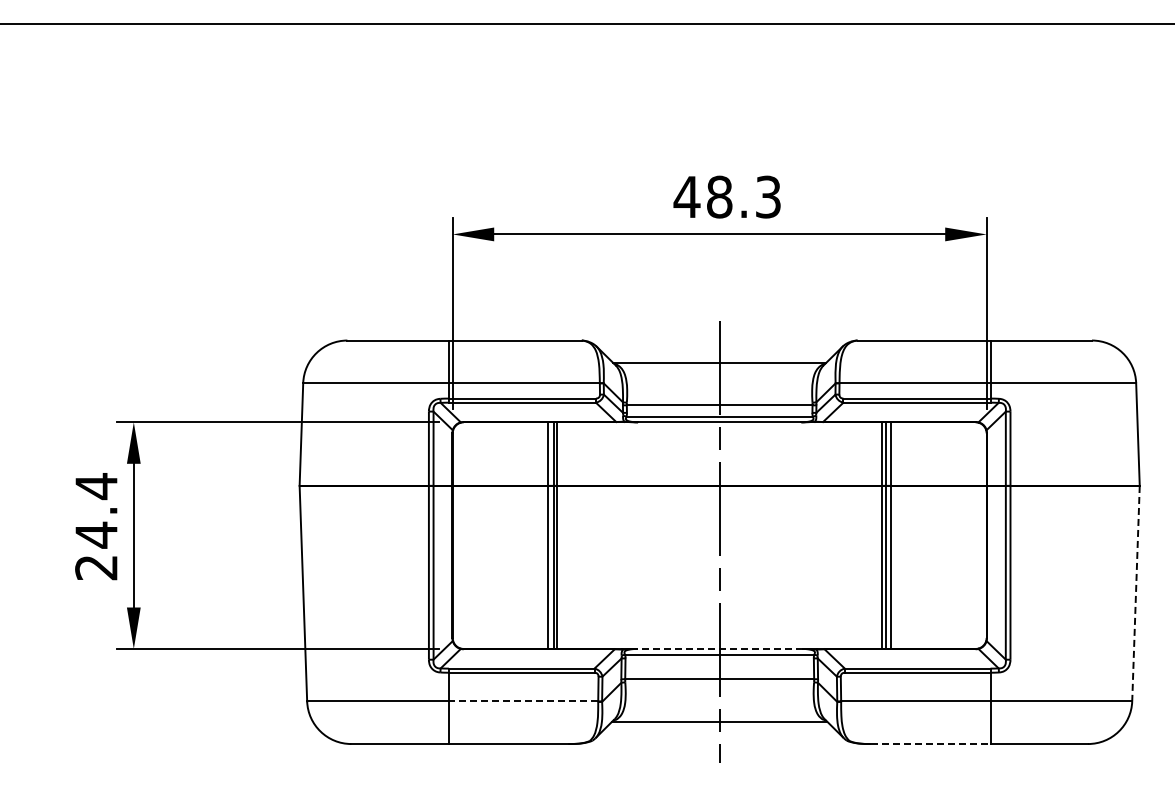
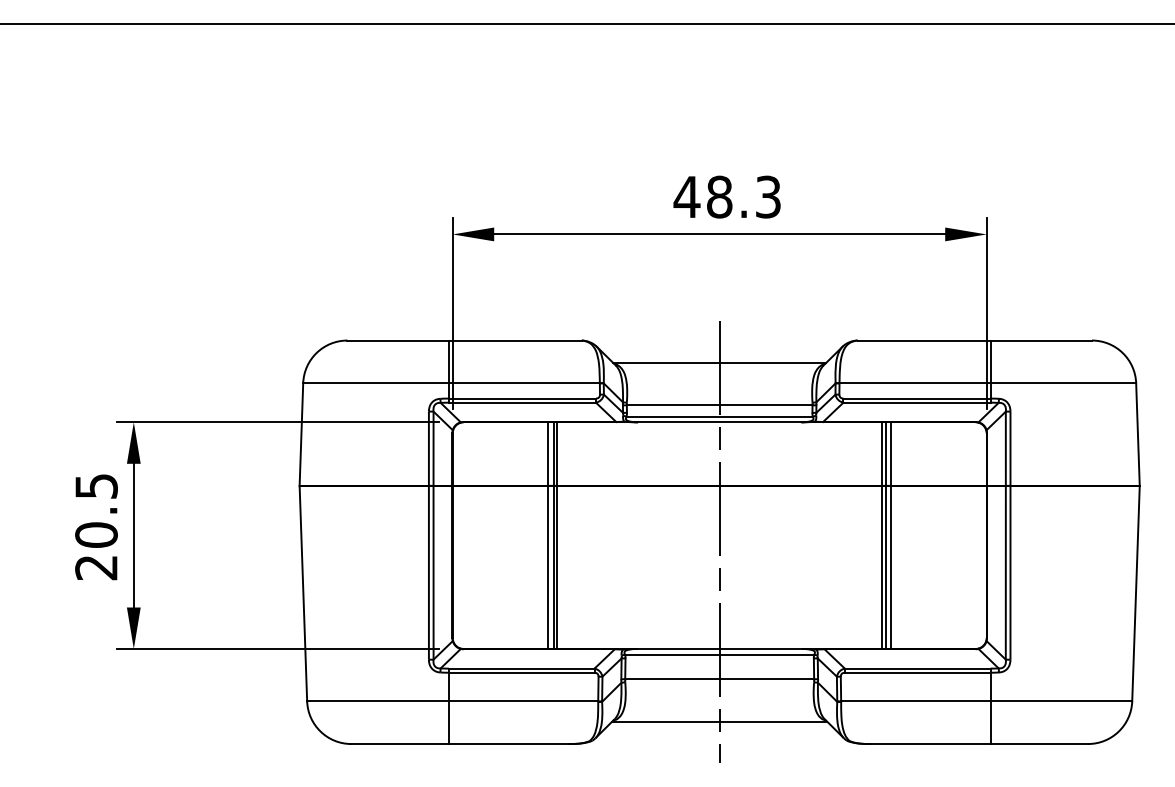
text: 24.4 -> 20.5 (96, 510)
line: dashed -> solid (1135, 593)
line: dashed -> solid (719, 648)
line: dashed -> solid (523, 701)
line: dashed -> solid (930, 744)
